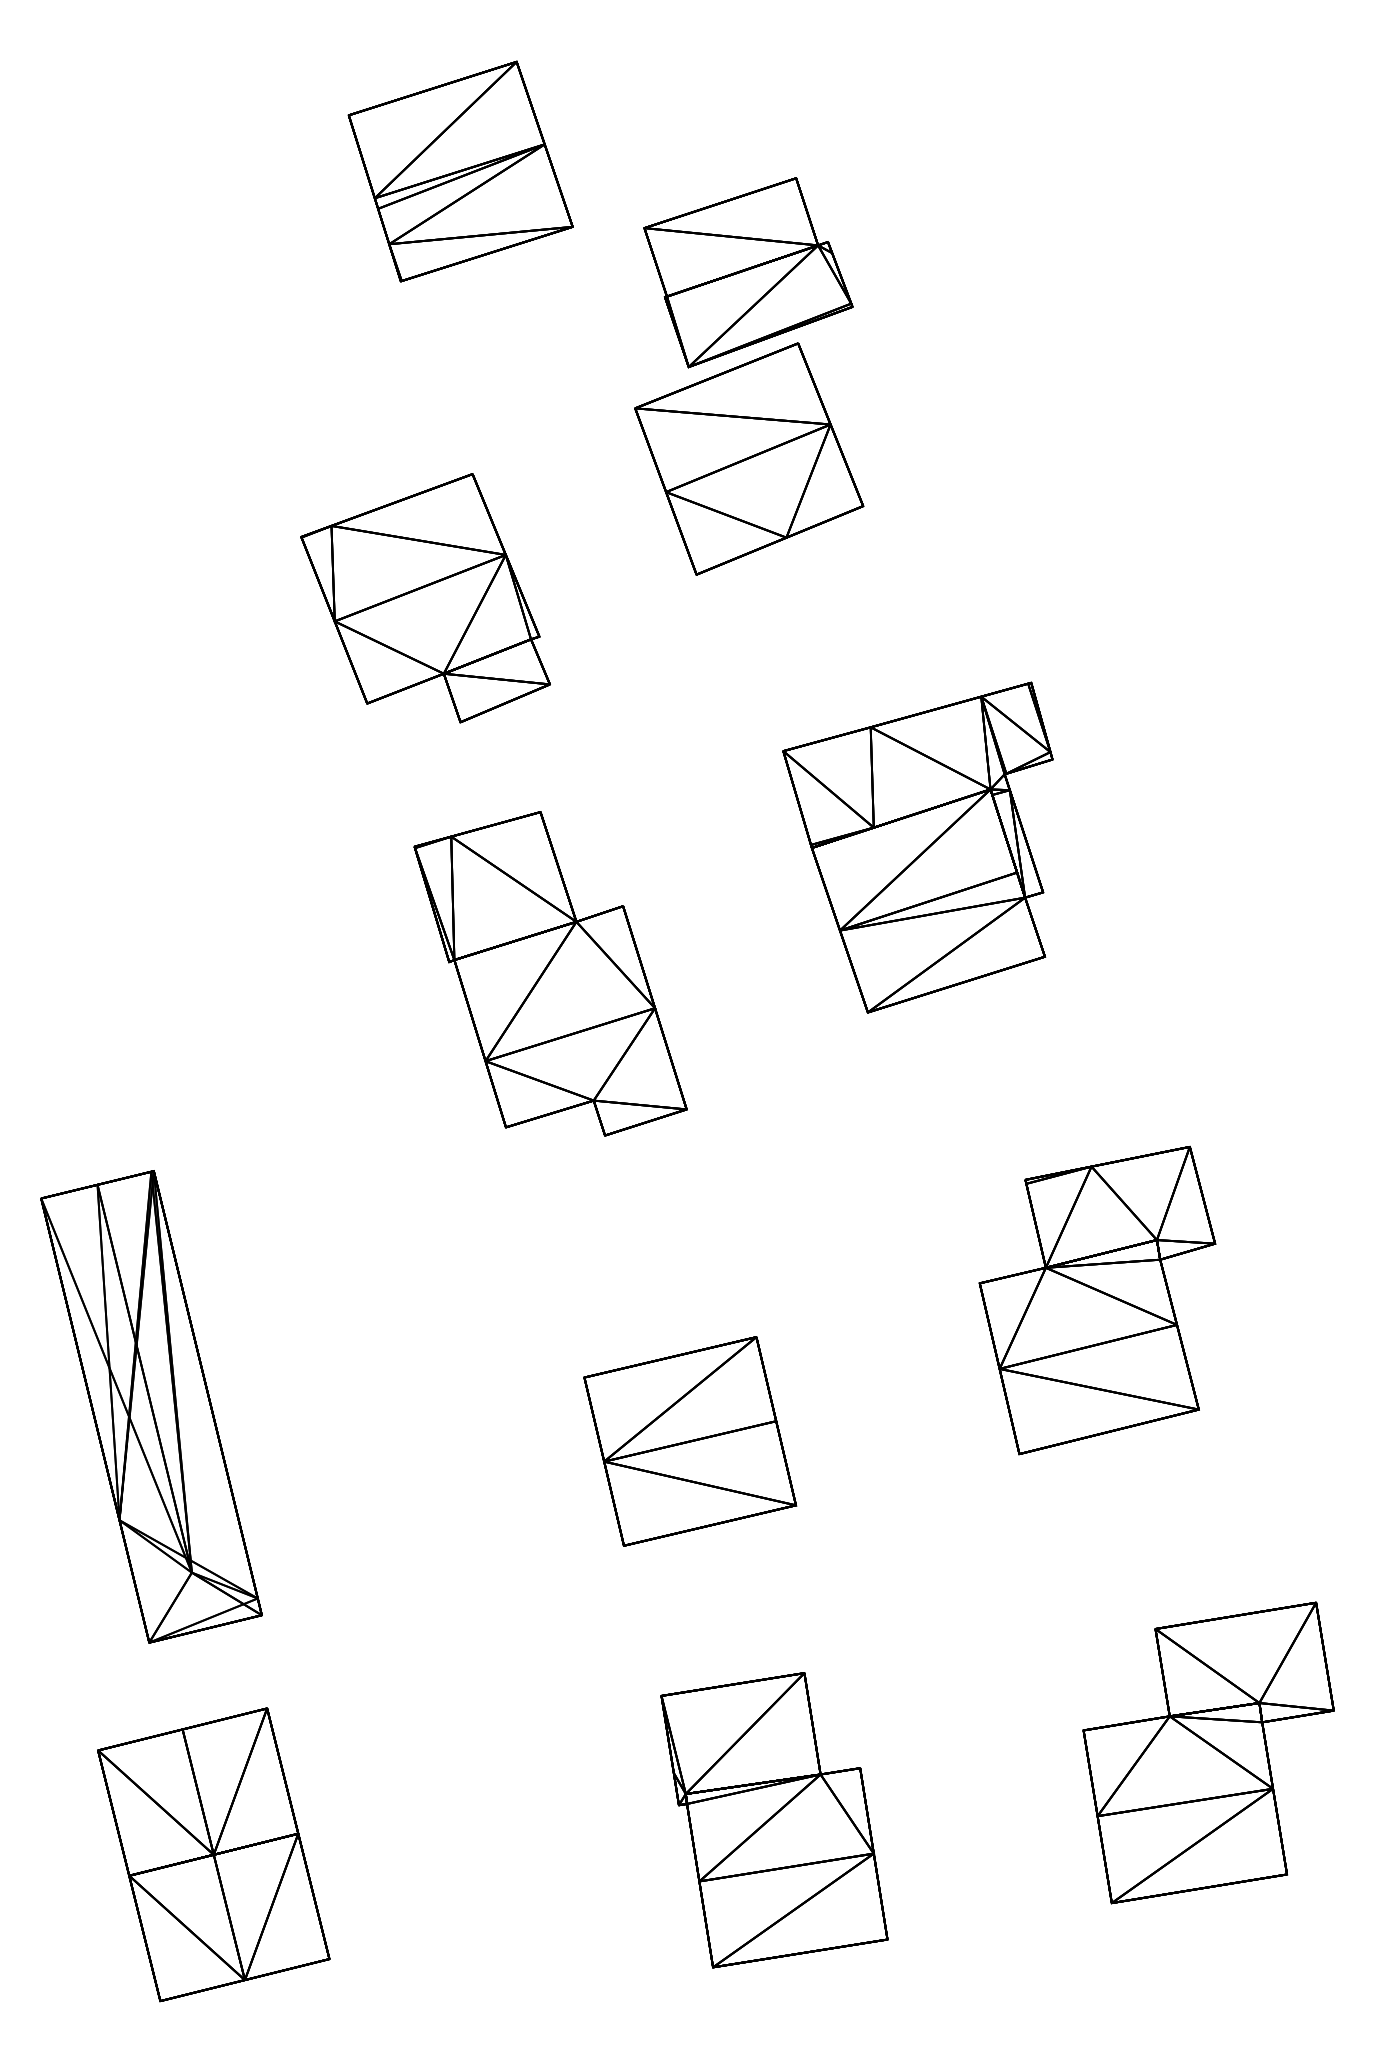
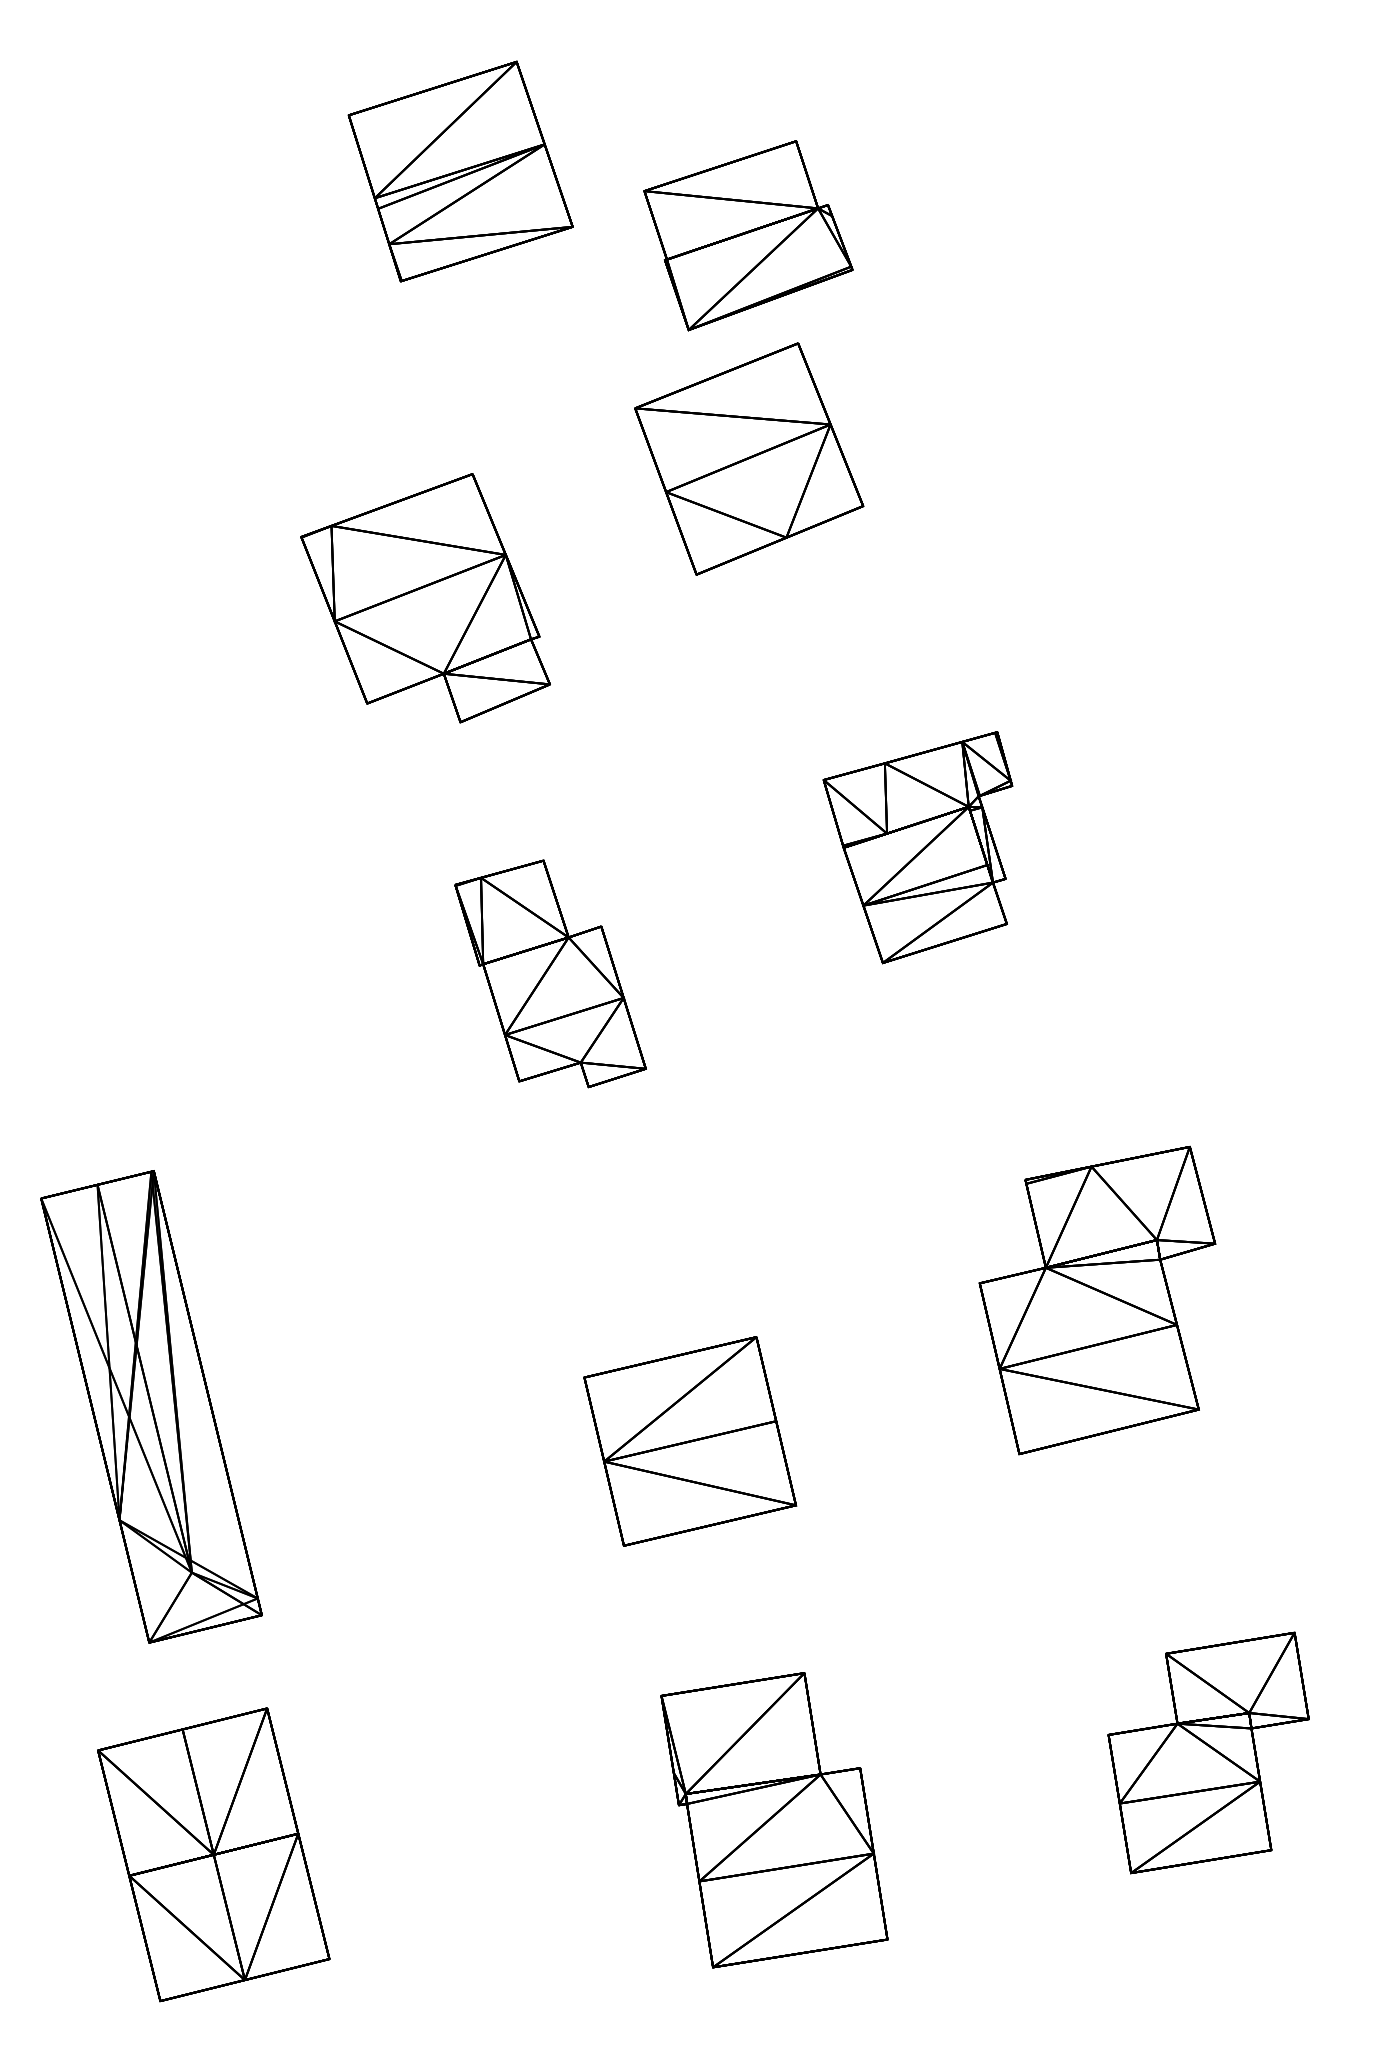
part position: (748, 272) -> (748, 235) (748, 235)
part size: 272x333 px -> 192x234 px (917, 847)
part size: 275x326 px -> 193x230 px (550, 973)
part size: 253x304 px -> 203x244 px (1208, 1752)
